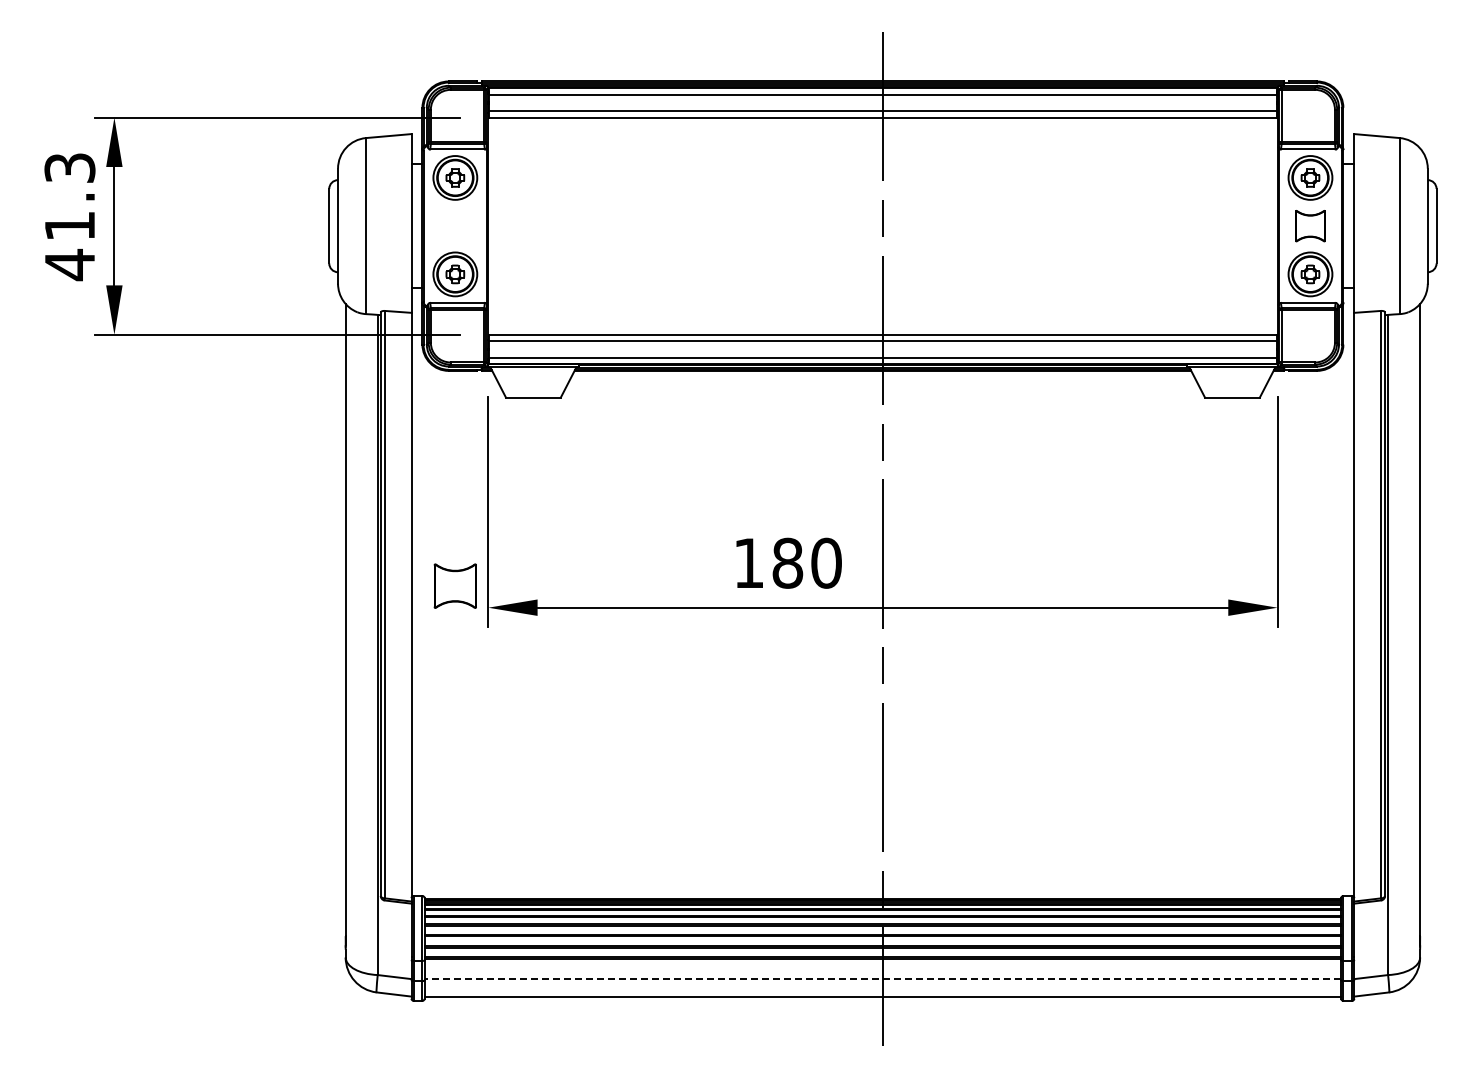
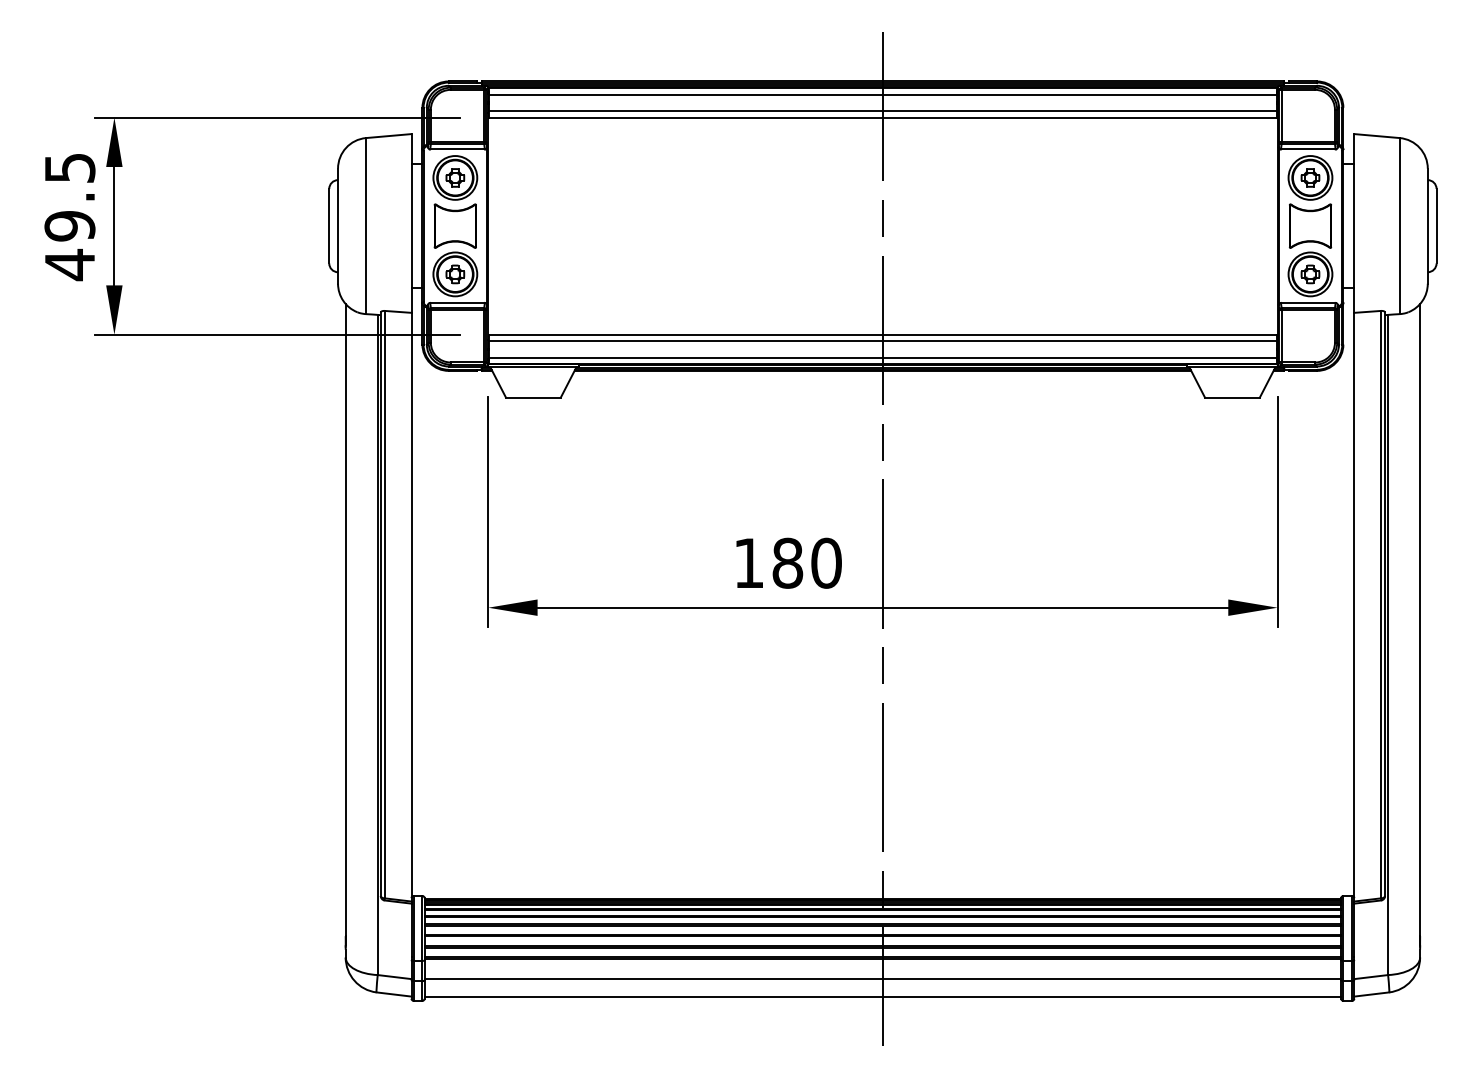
text: 41.3 -> 49.5 (69, 197)
part size: 31x33 px -> 45x46 px (1310, 225)
part position: (454, 585) -> (454, 225) (454, 225)
line: dashed -> solid (882, 978)
